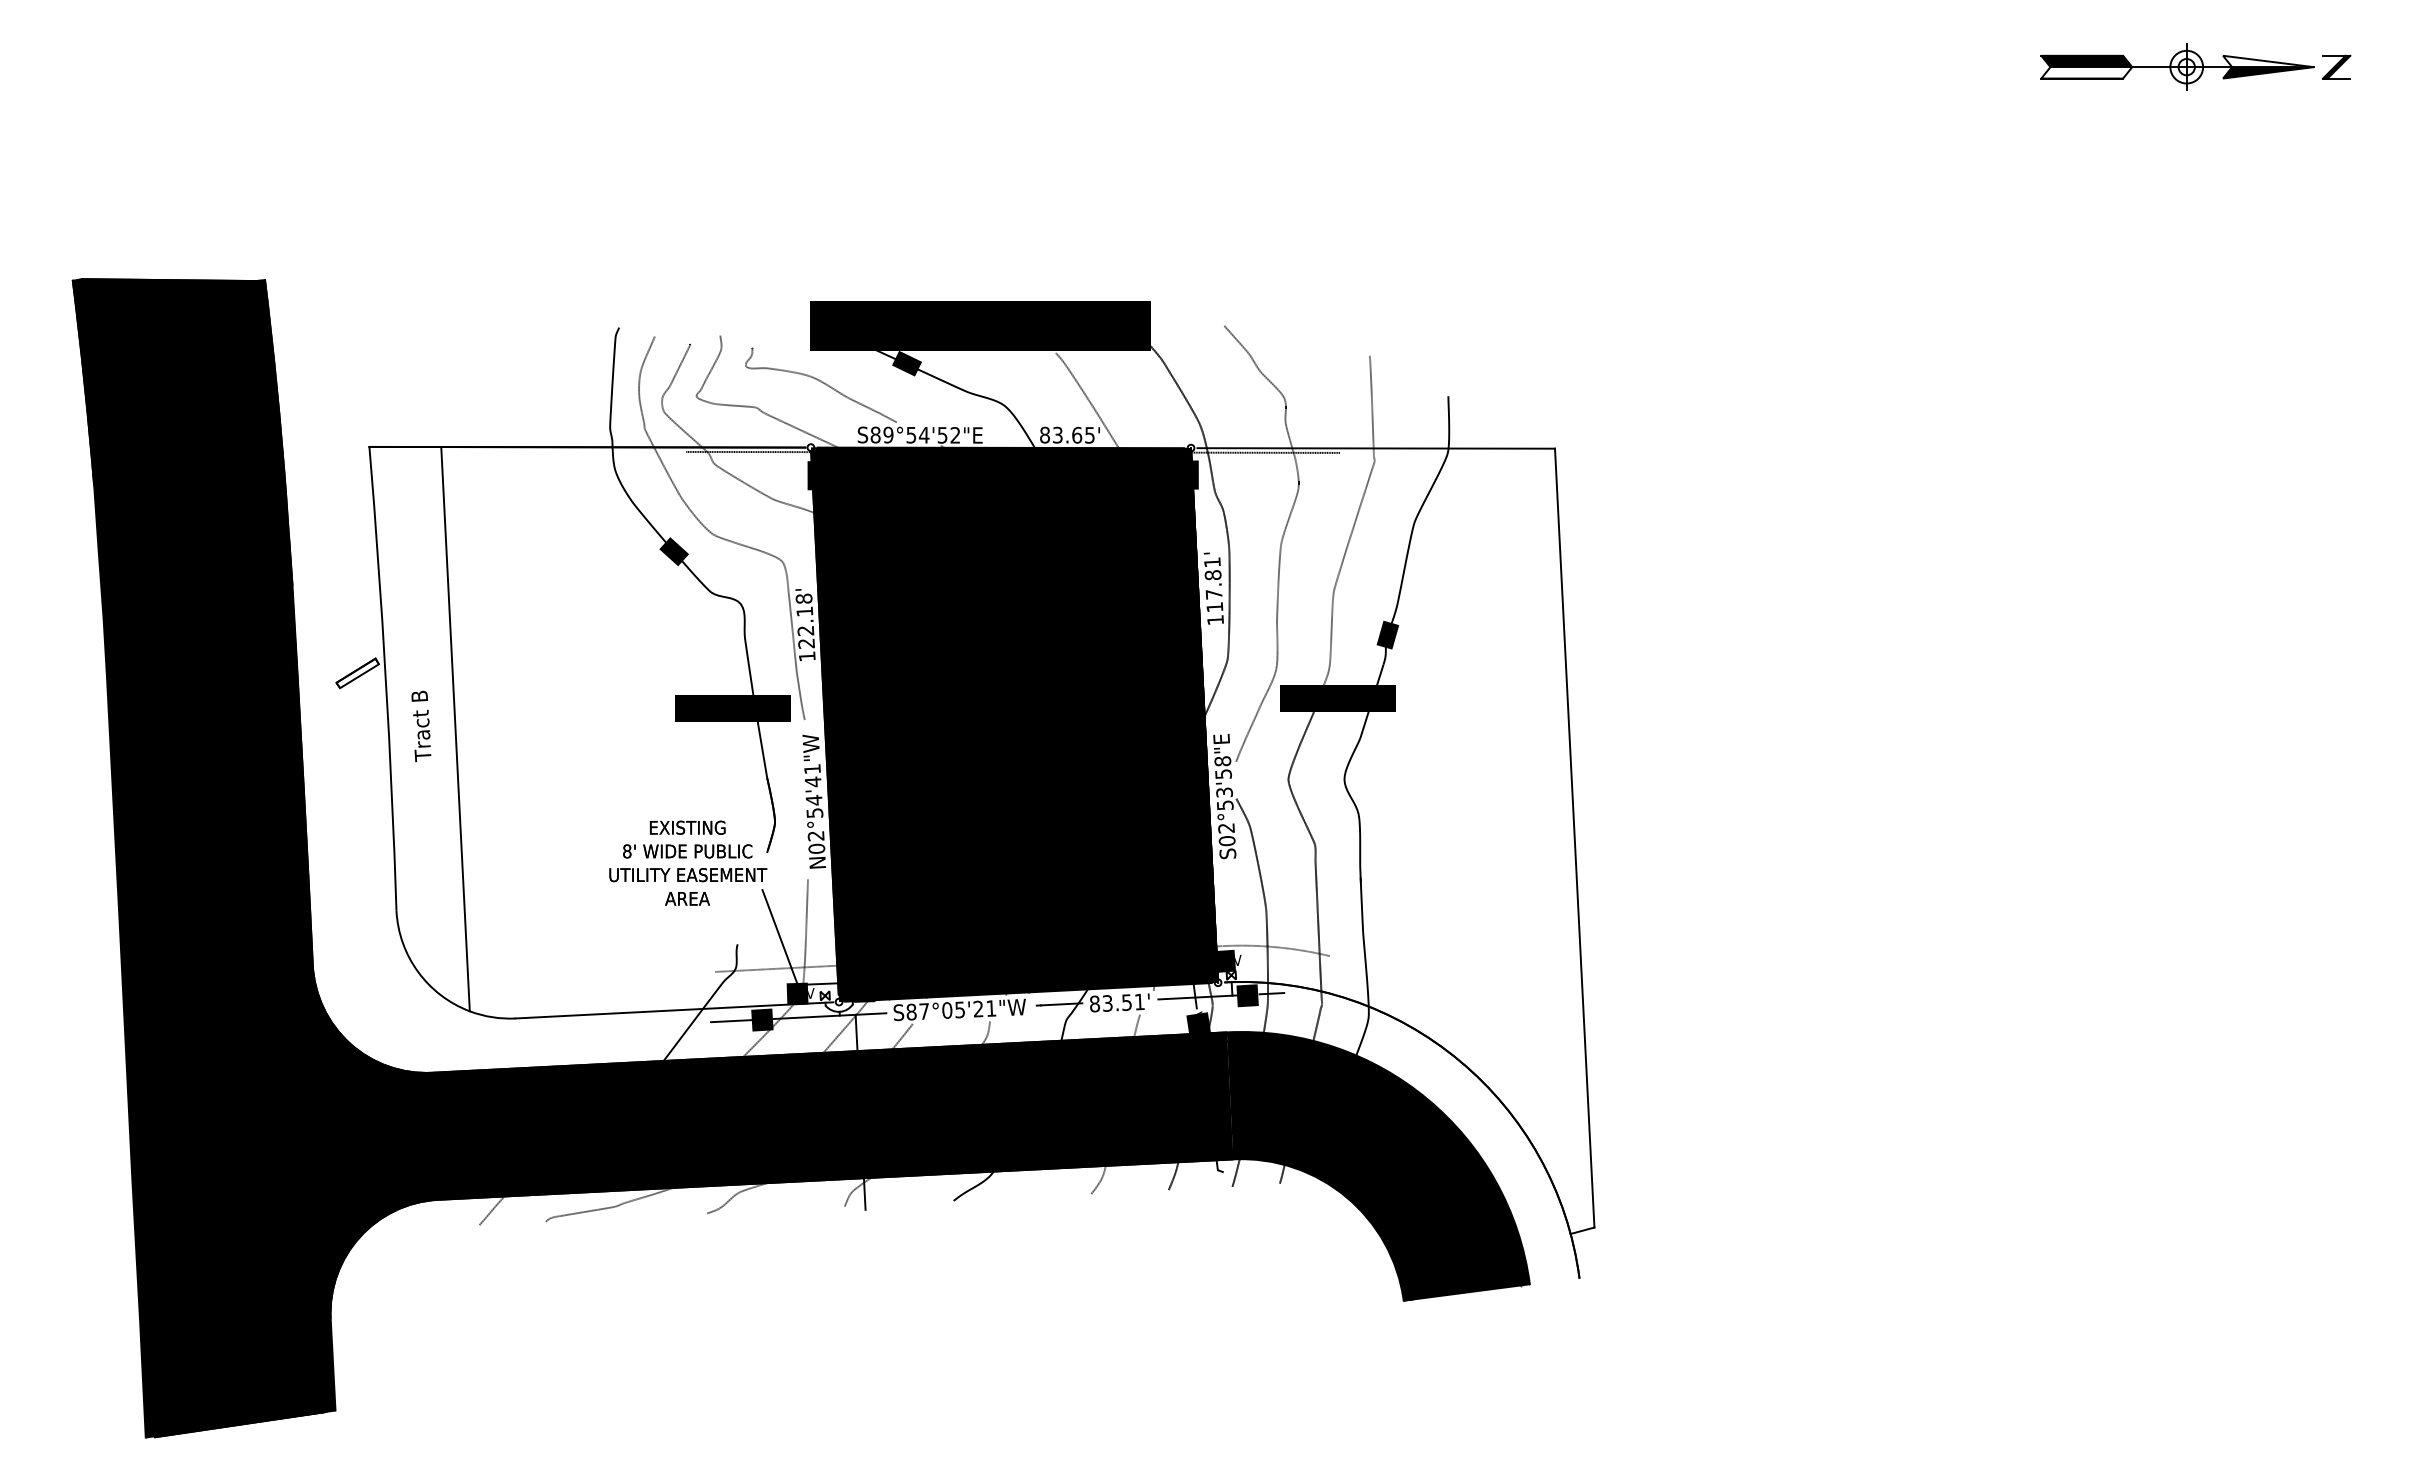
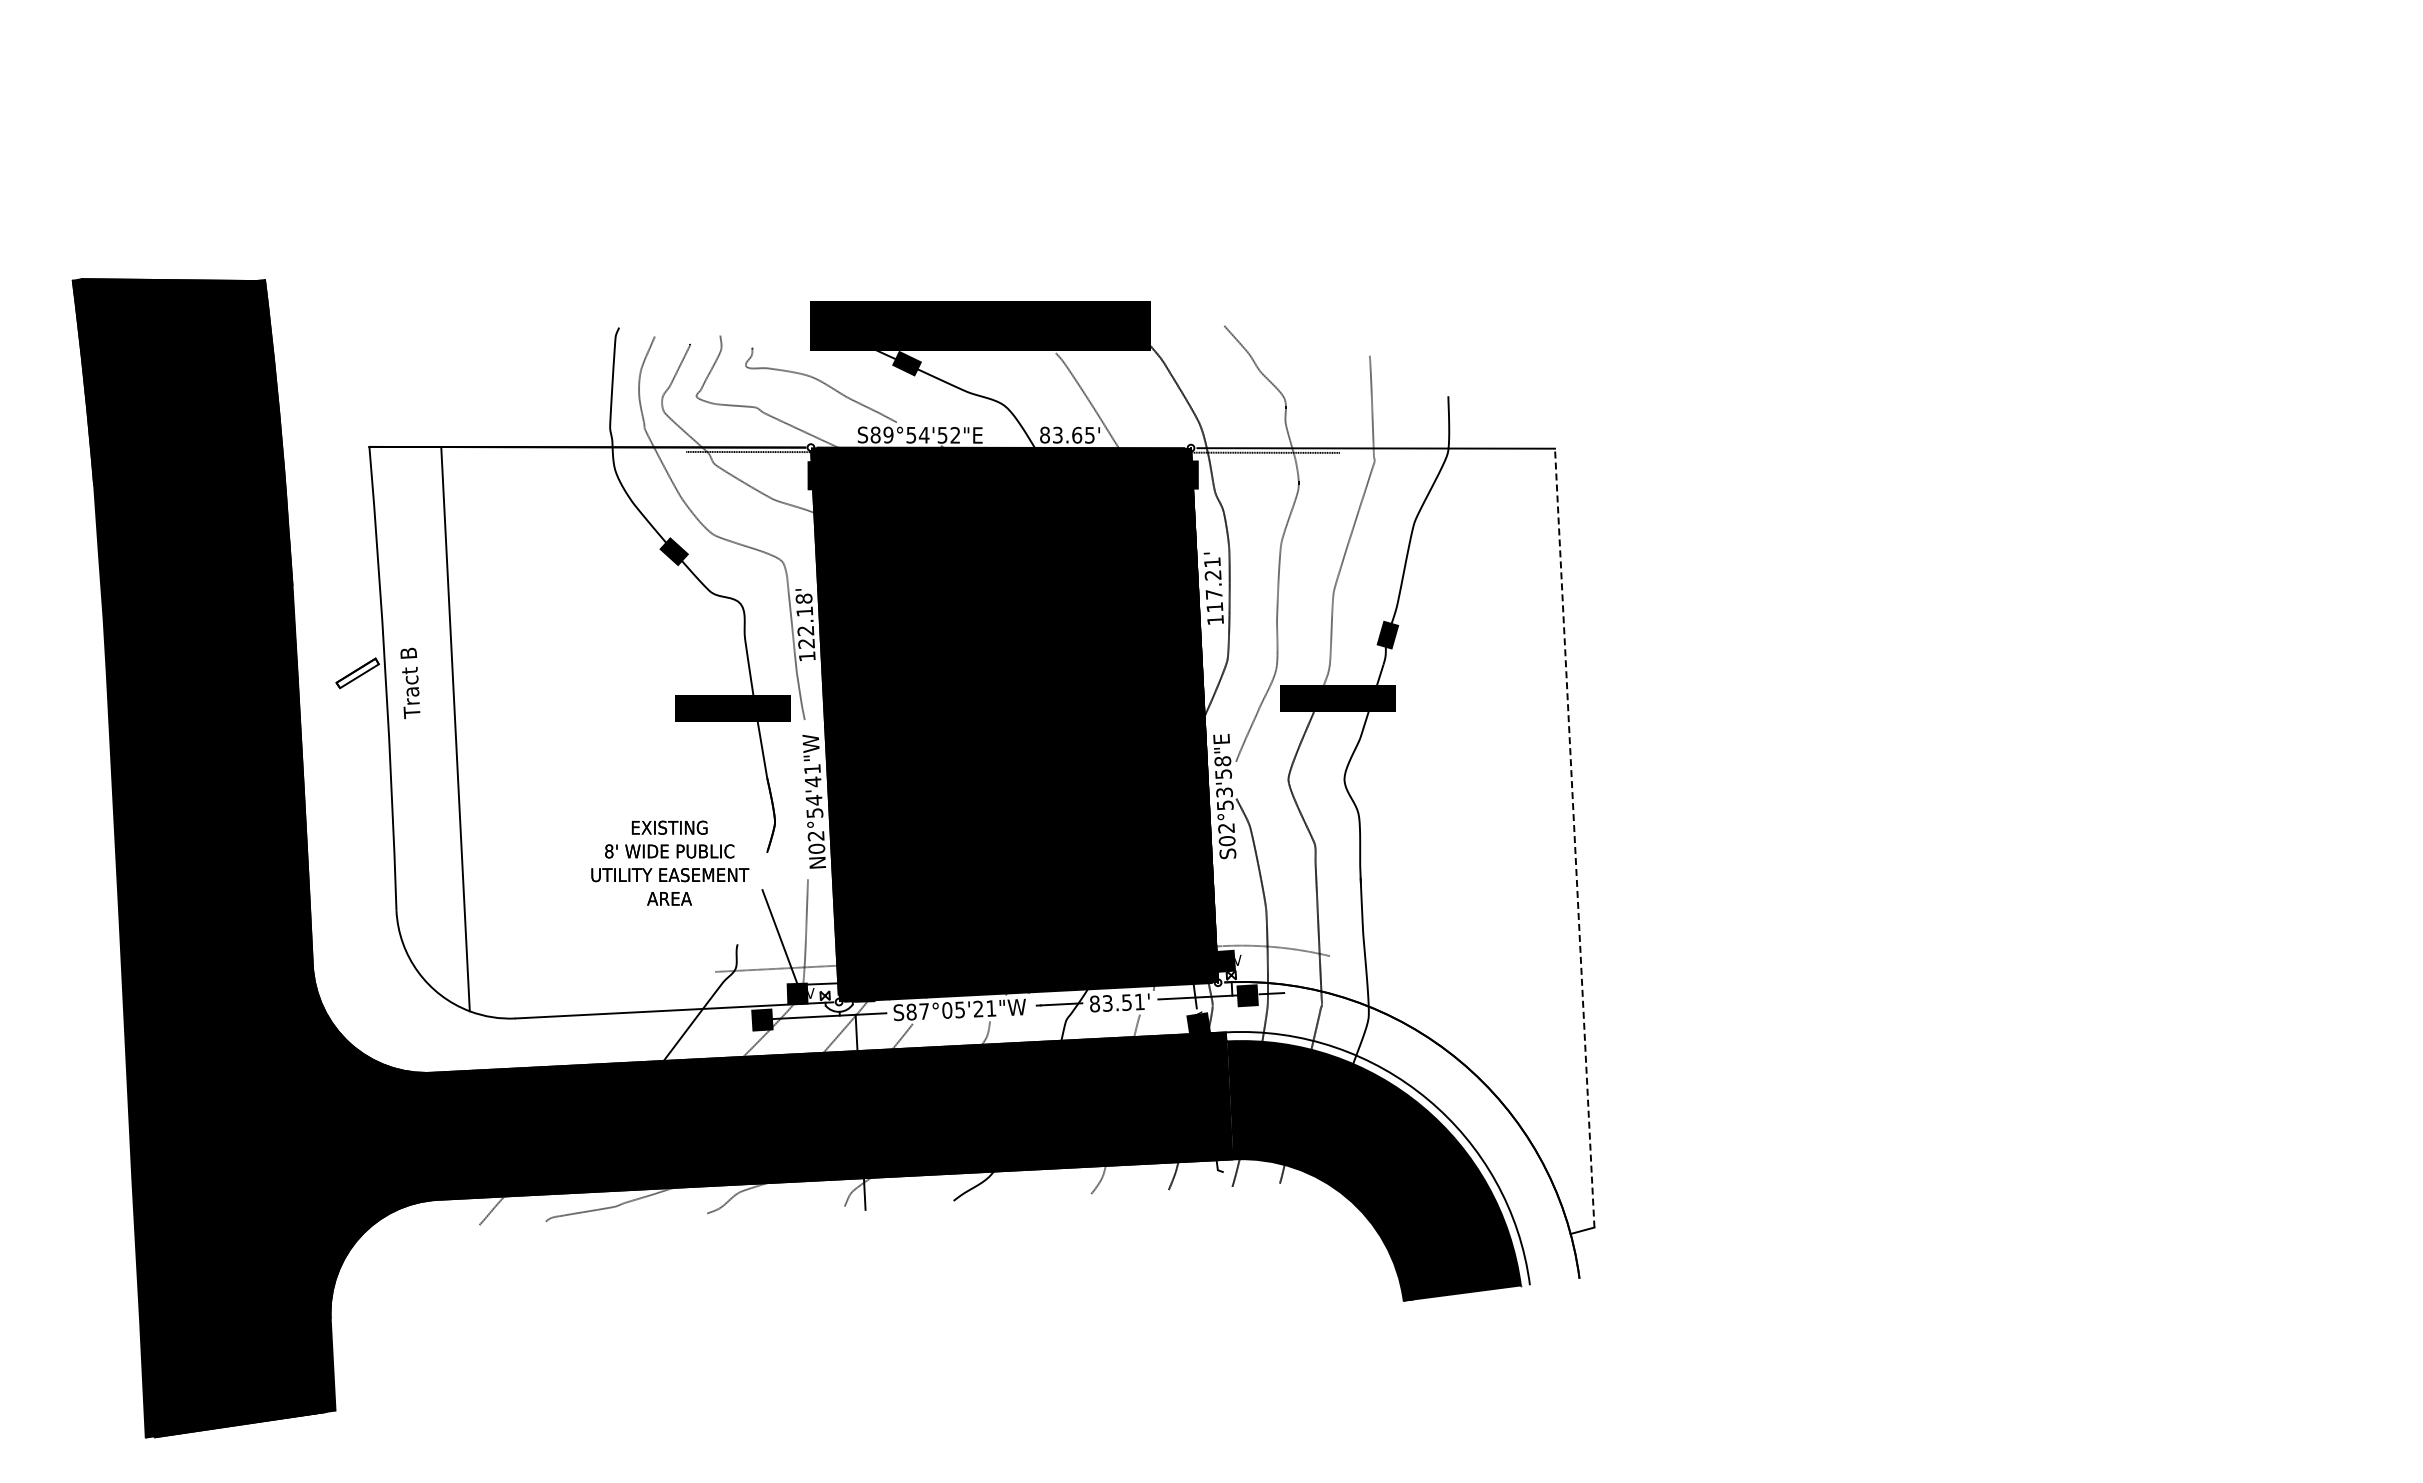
part: present -> none (2195, 66)
text: 117.81' -> 117.21' (1212, 575)
text position: (421, 726) -> (410, 683) (410, 683)
line: solid -> dashed (1574, 838)
text position: (688, 862) -> (670, 862) (670, 862)
line: present -> none (730, 1021)
fill: present -> none (1377, 1159)
